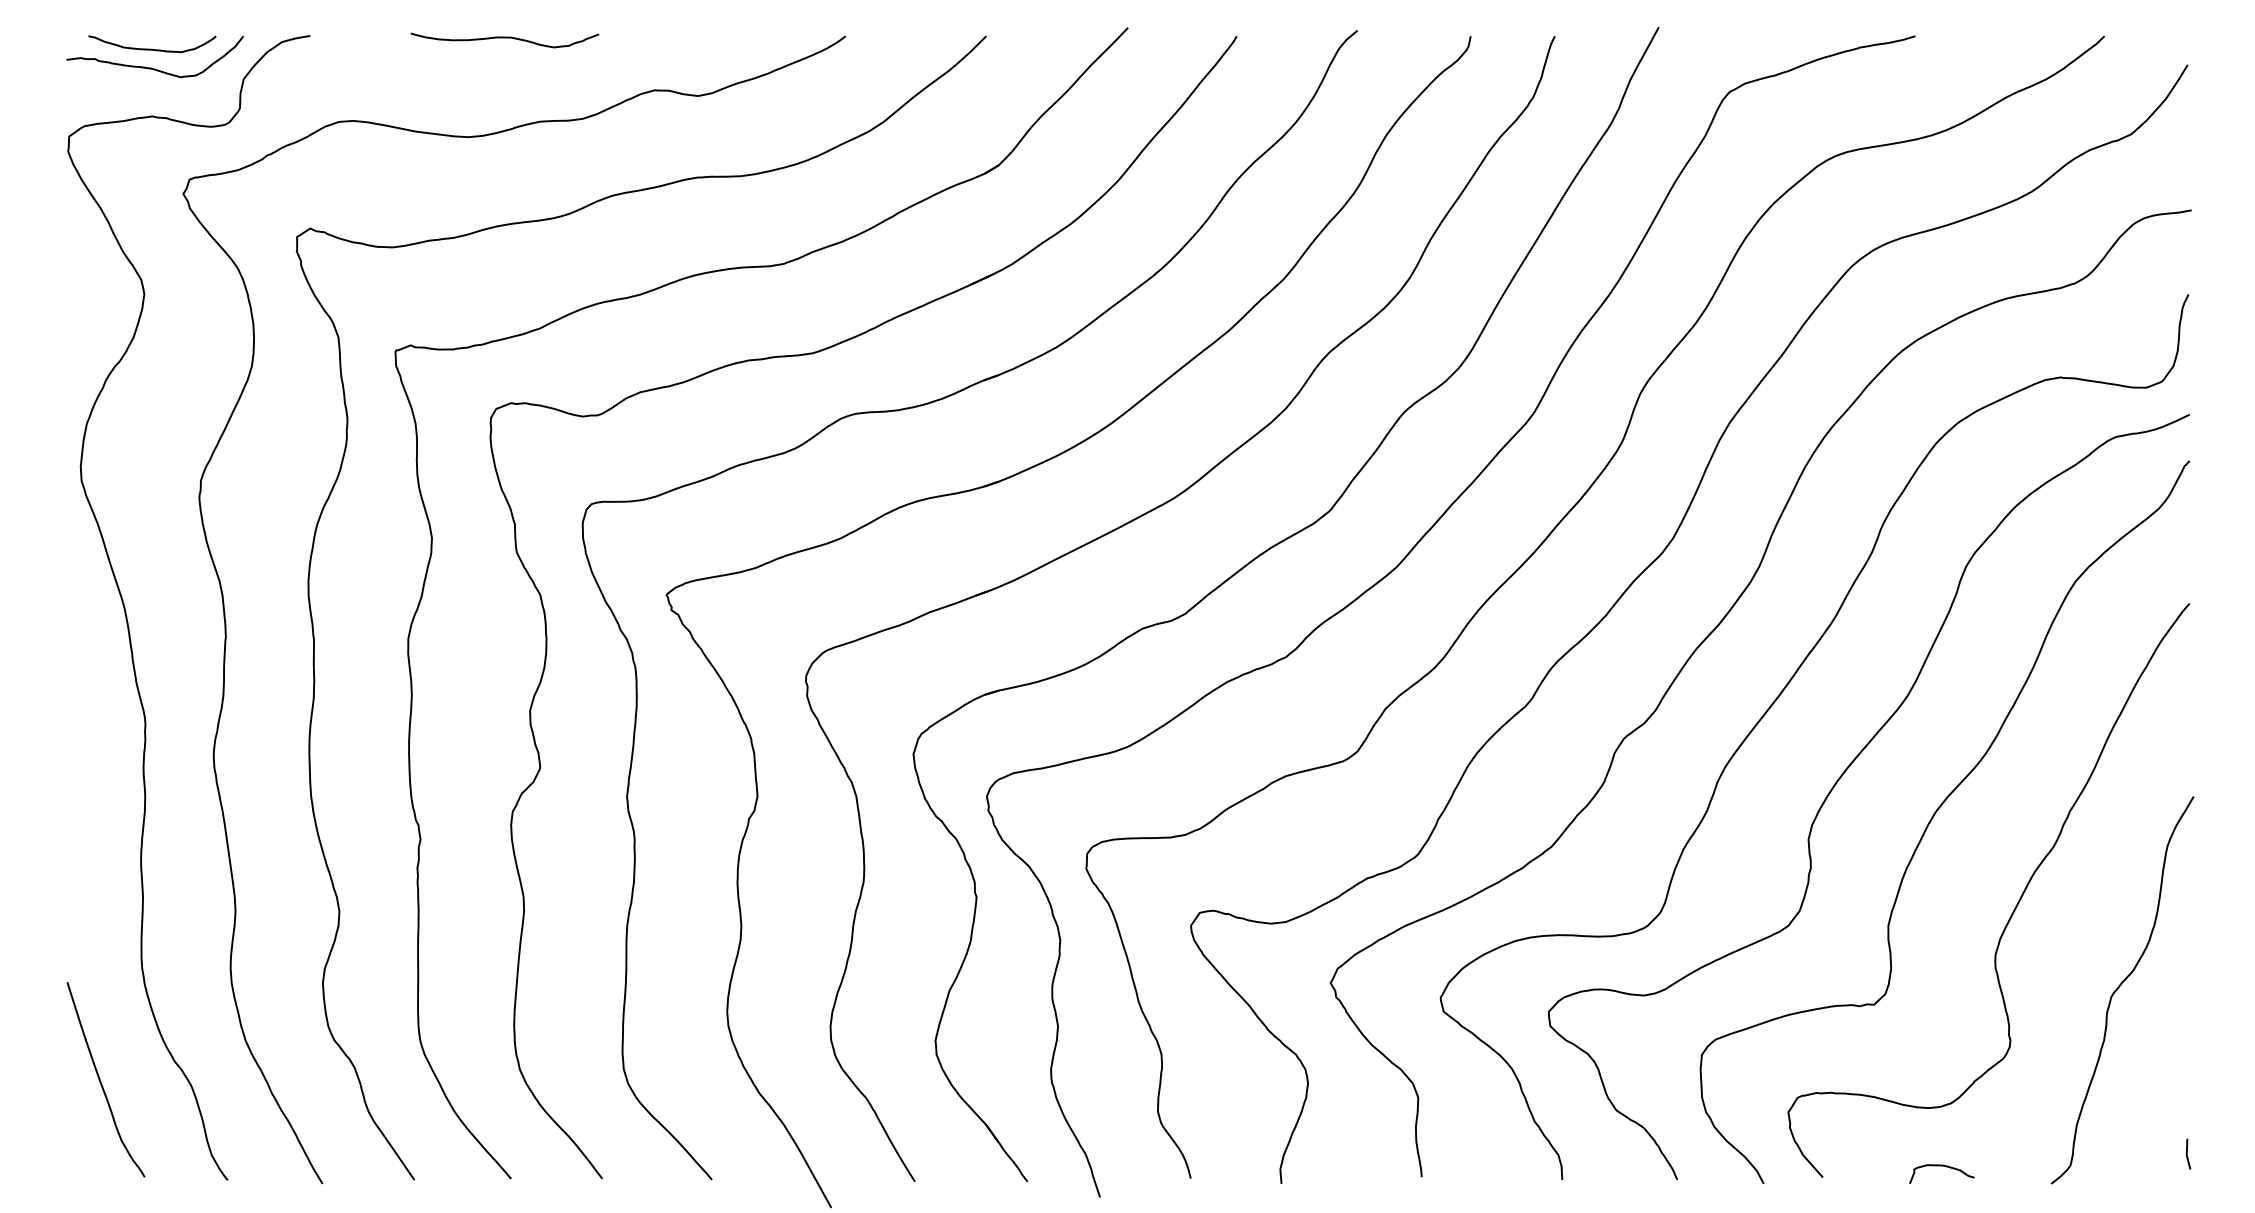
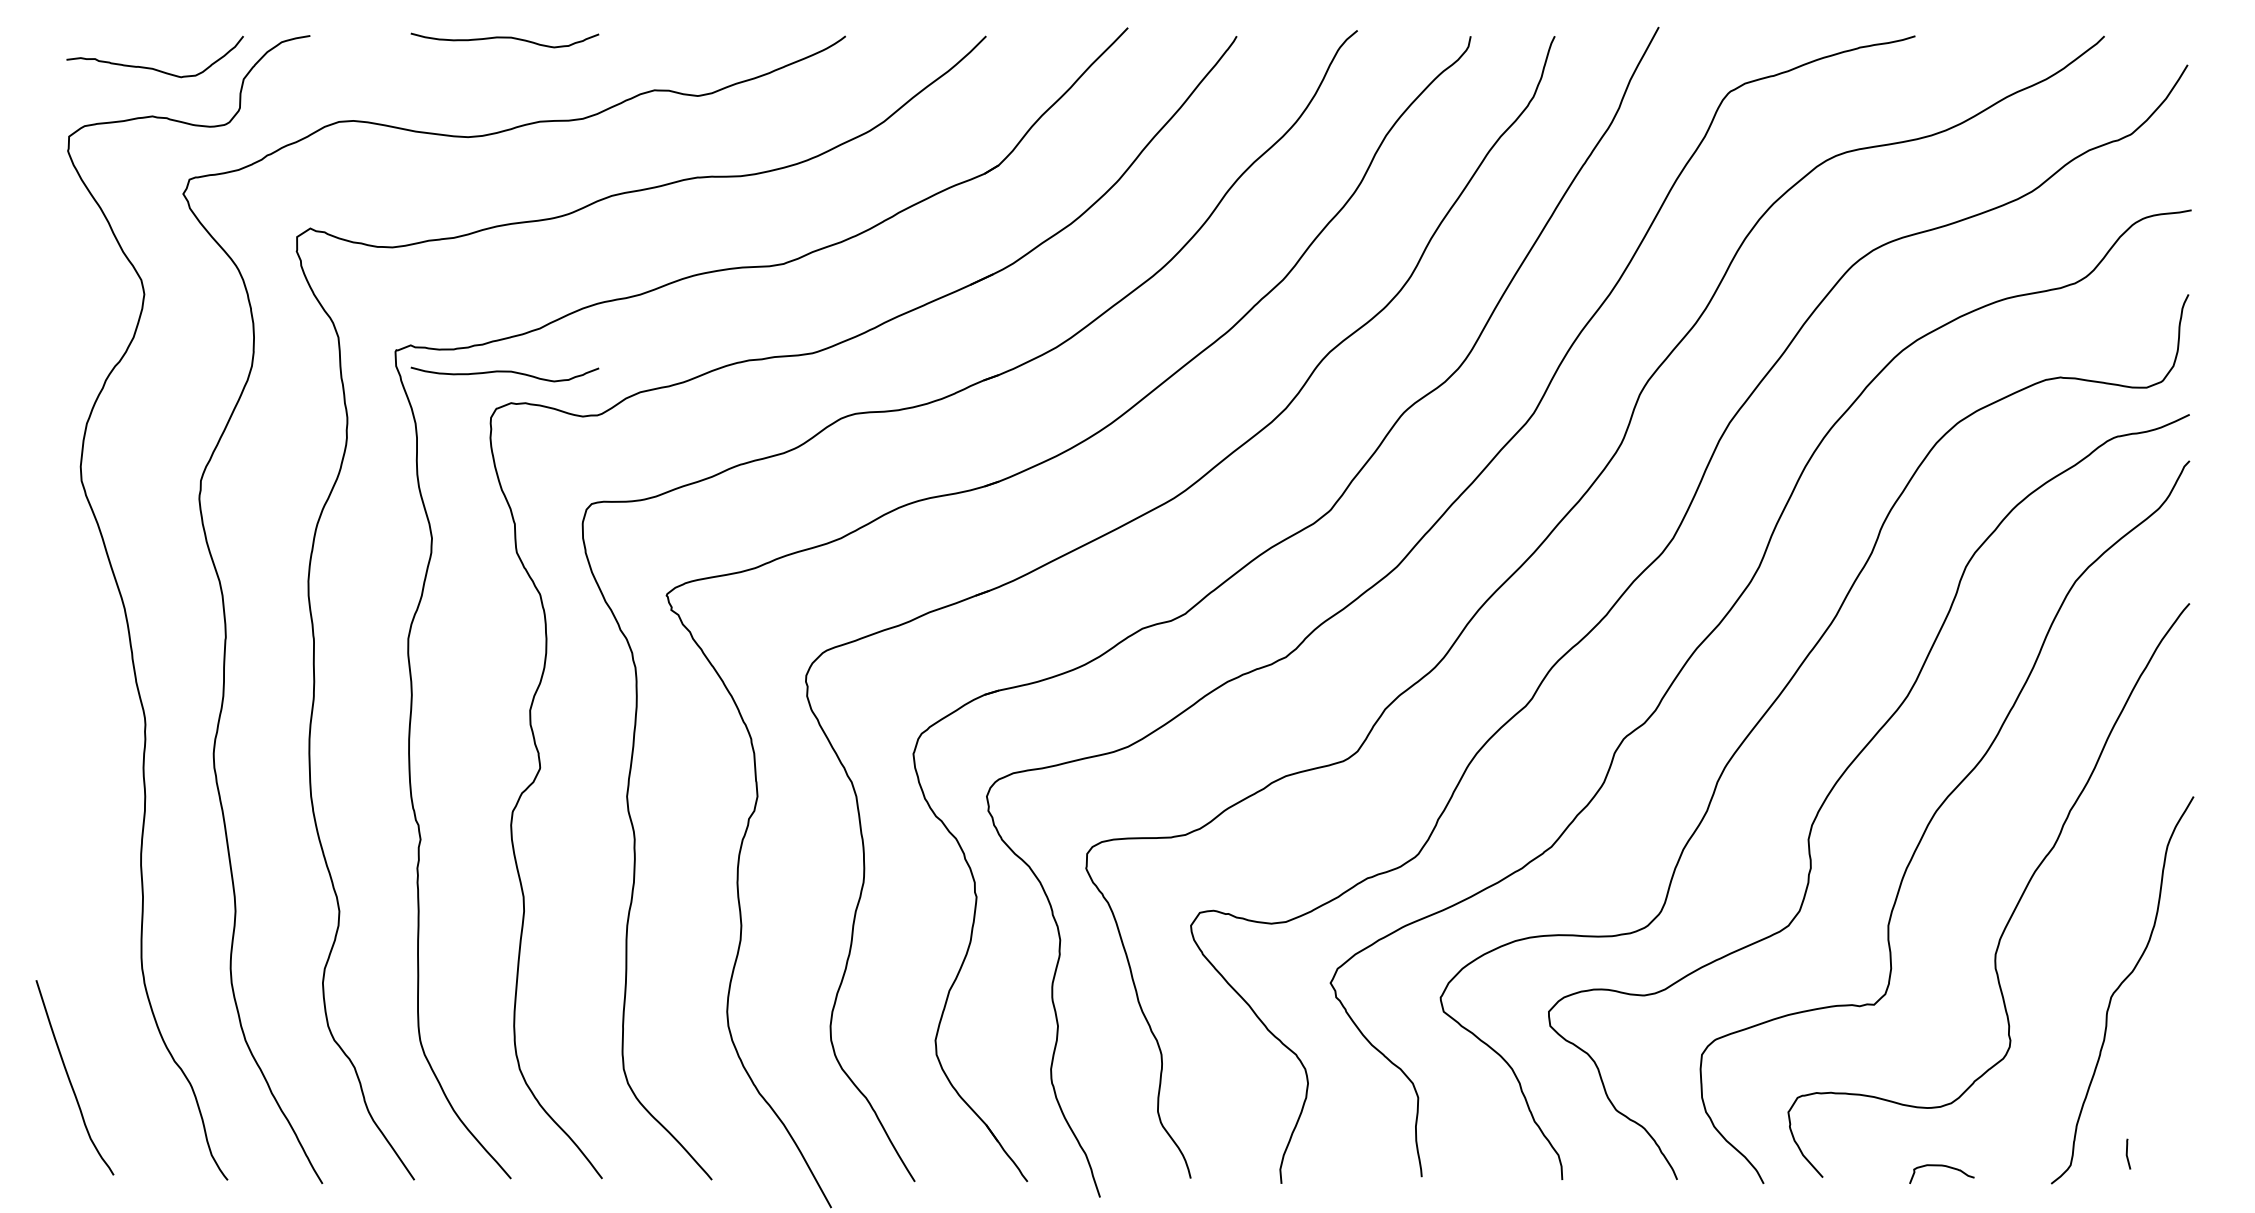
curve: present -> none (152, 48)
curve: none -> present (504, 372)
curve position: (101, 1081) -> (70, 1079) (70, 1079)
line position: (2187, 1153) -> (2127, 1153) (2127, 1153)
